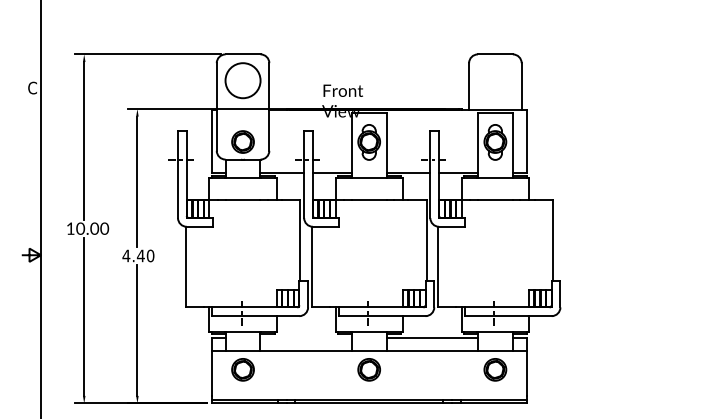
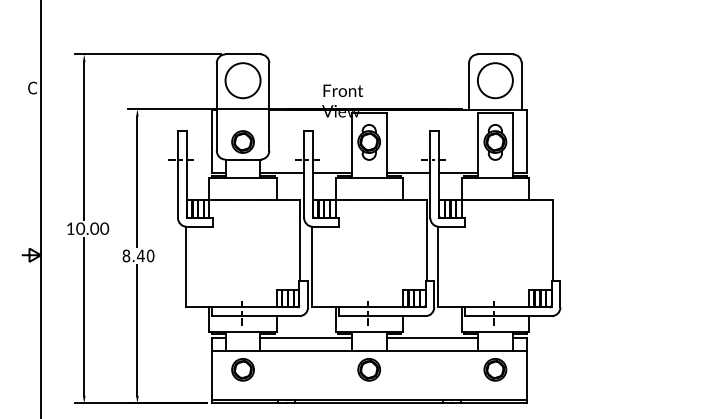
circle: none -> present (495, 80)
text: 4.40 -> 8.40 (126, 255)
line: none -> present (305, 337)
